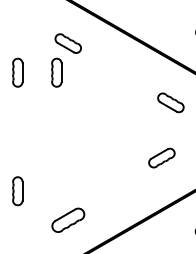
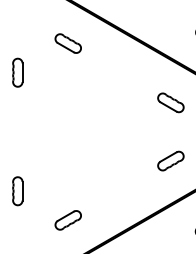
part: present -> none (56, 72)
part position: (161, 157) -> (170, 160) (170, 160)
part size: 35x26 px -> 28x21 px (67, 220)
